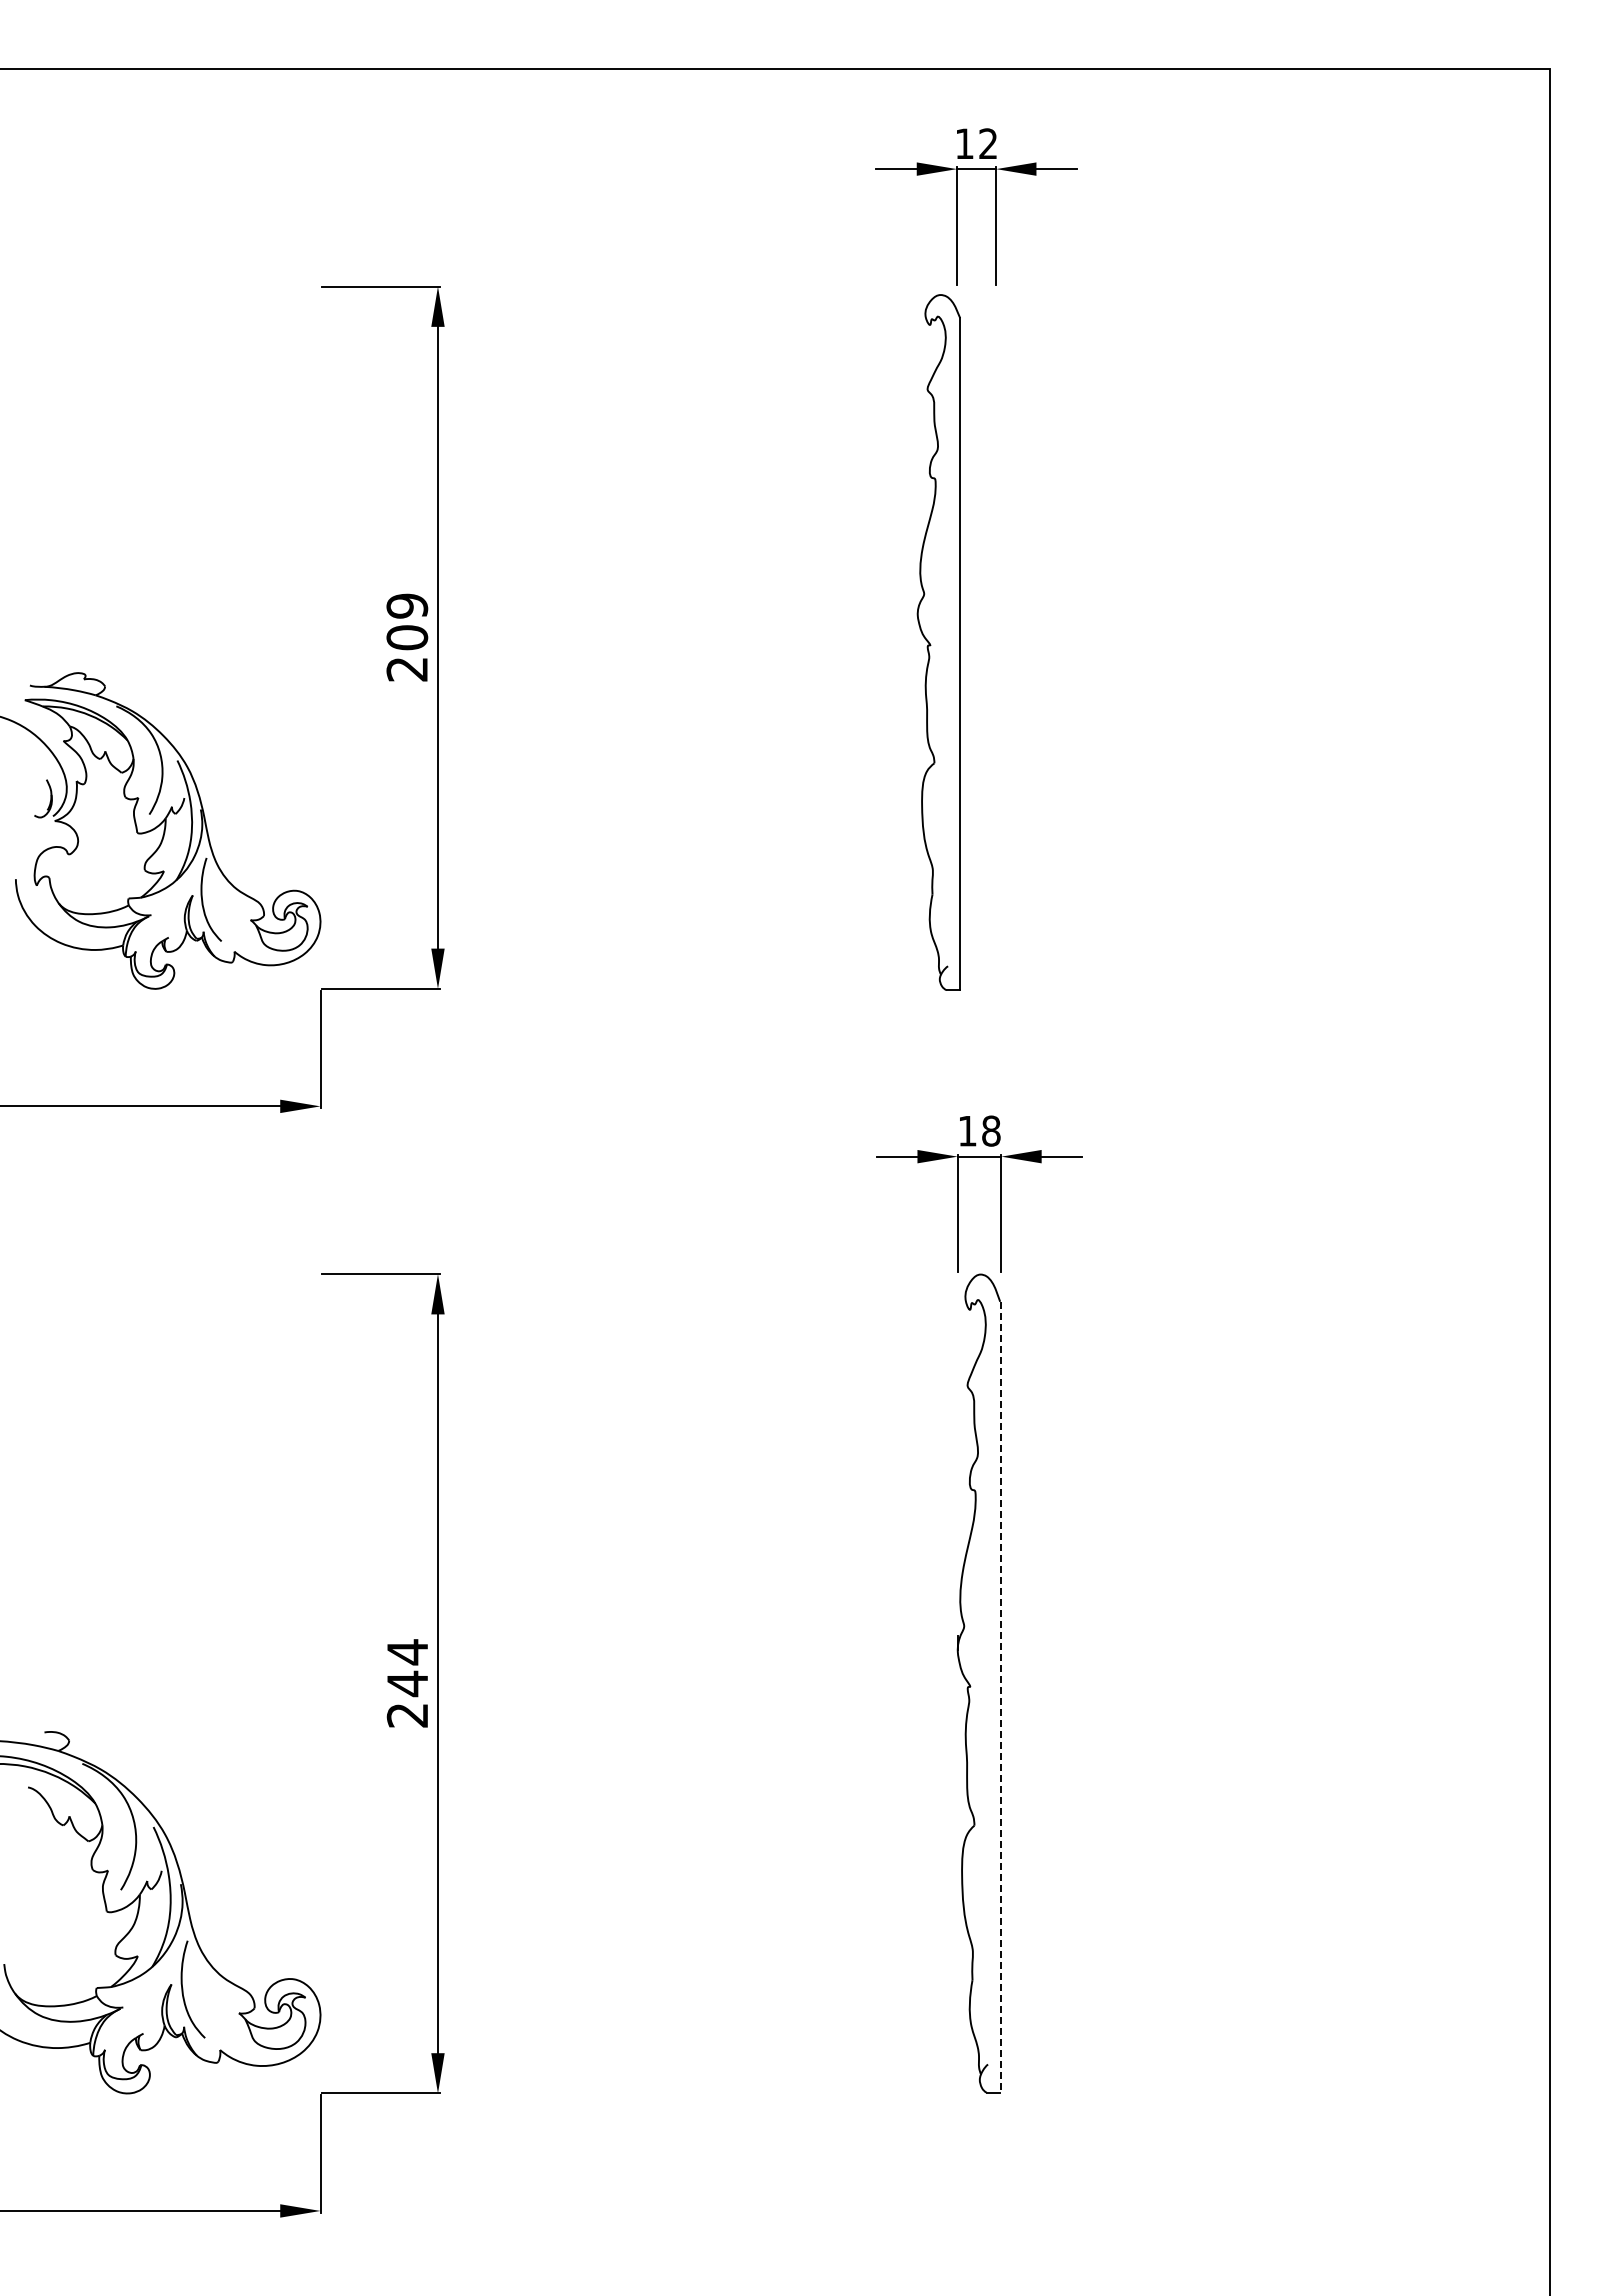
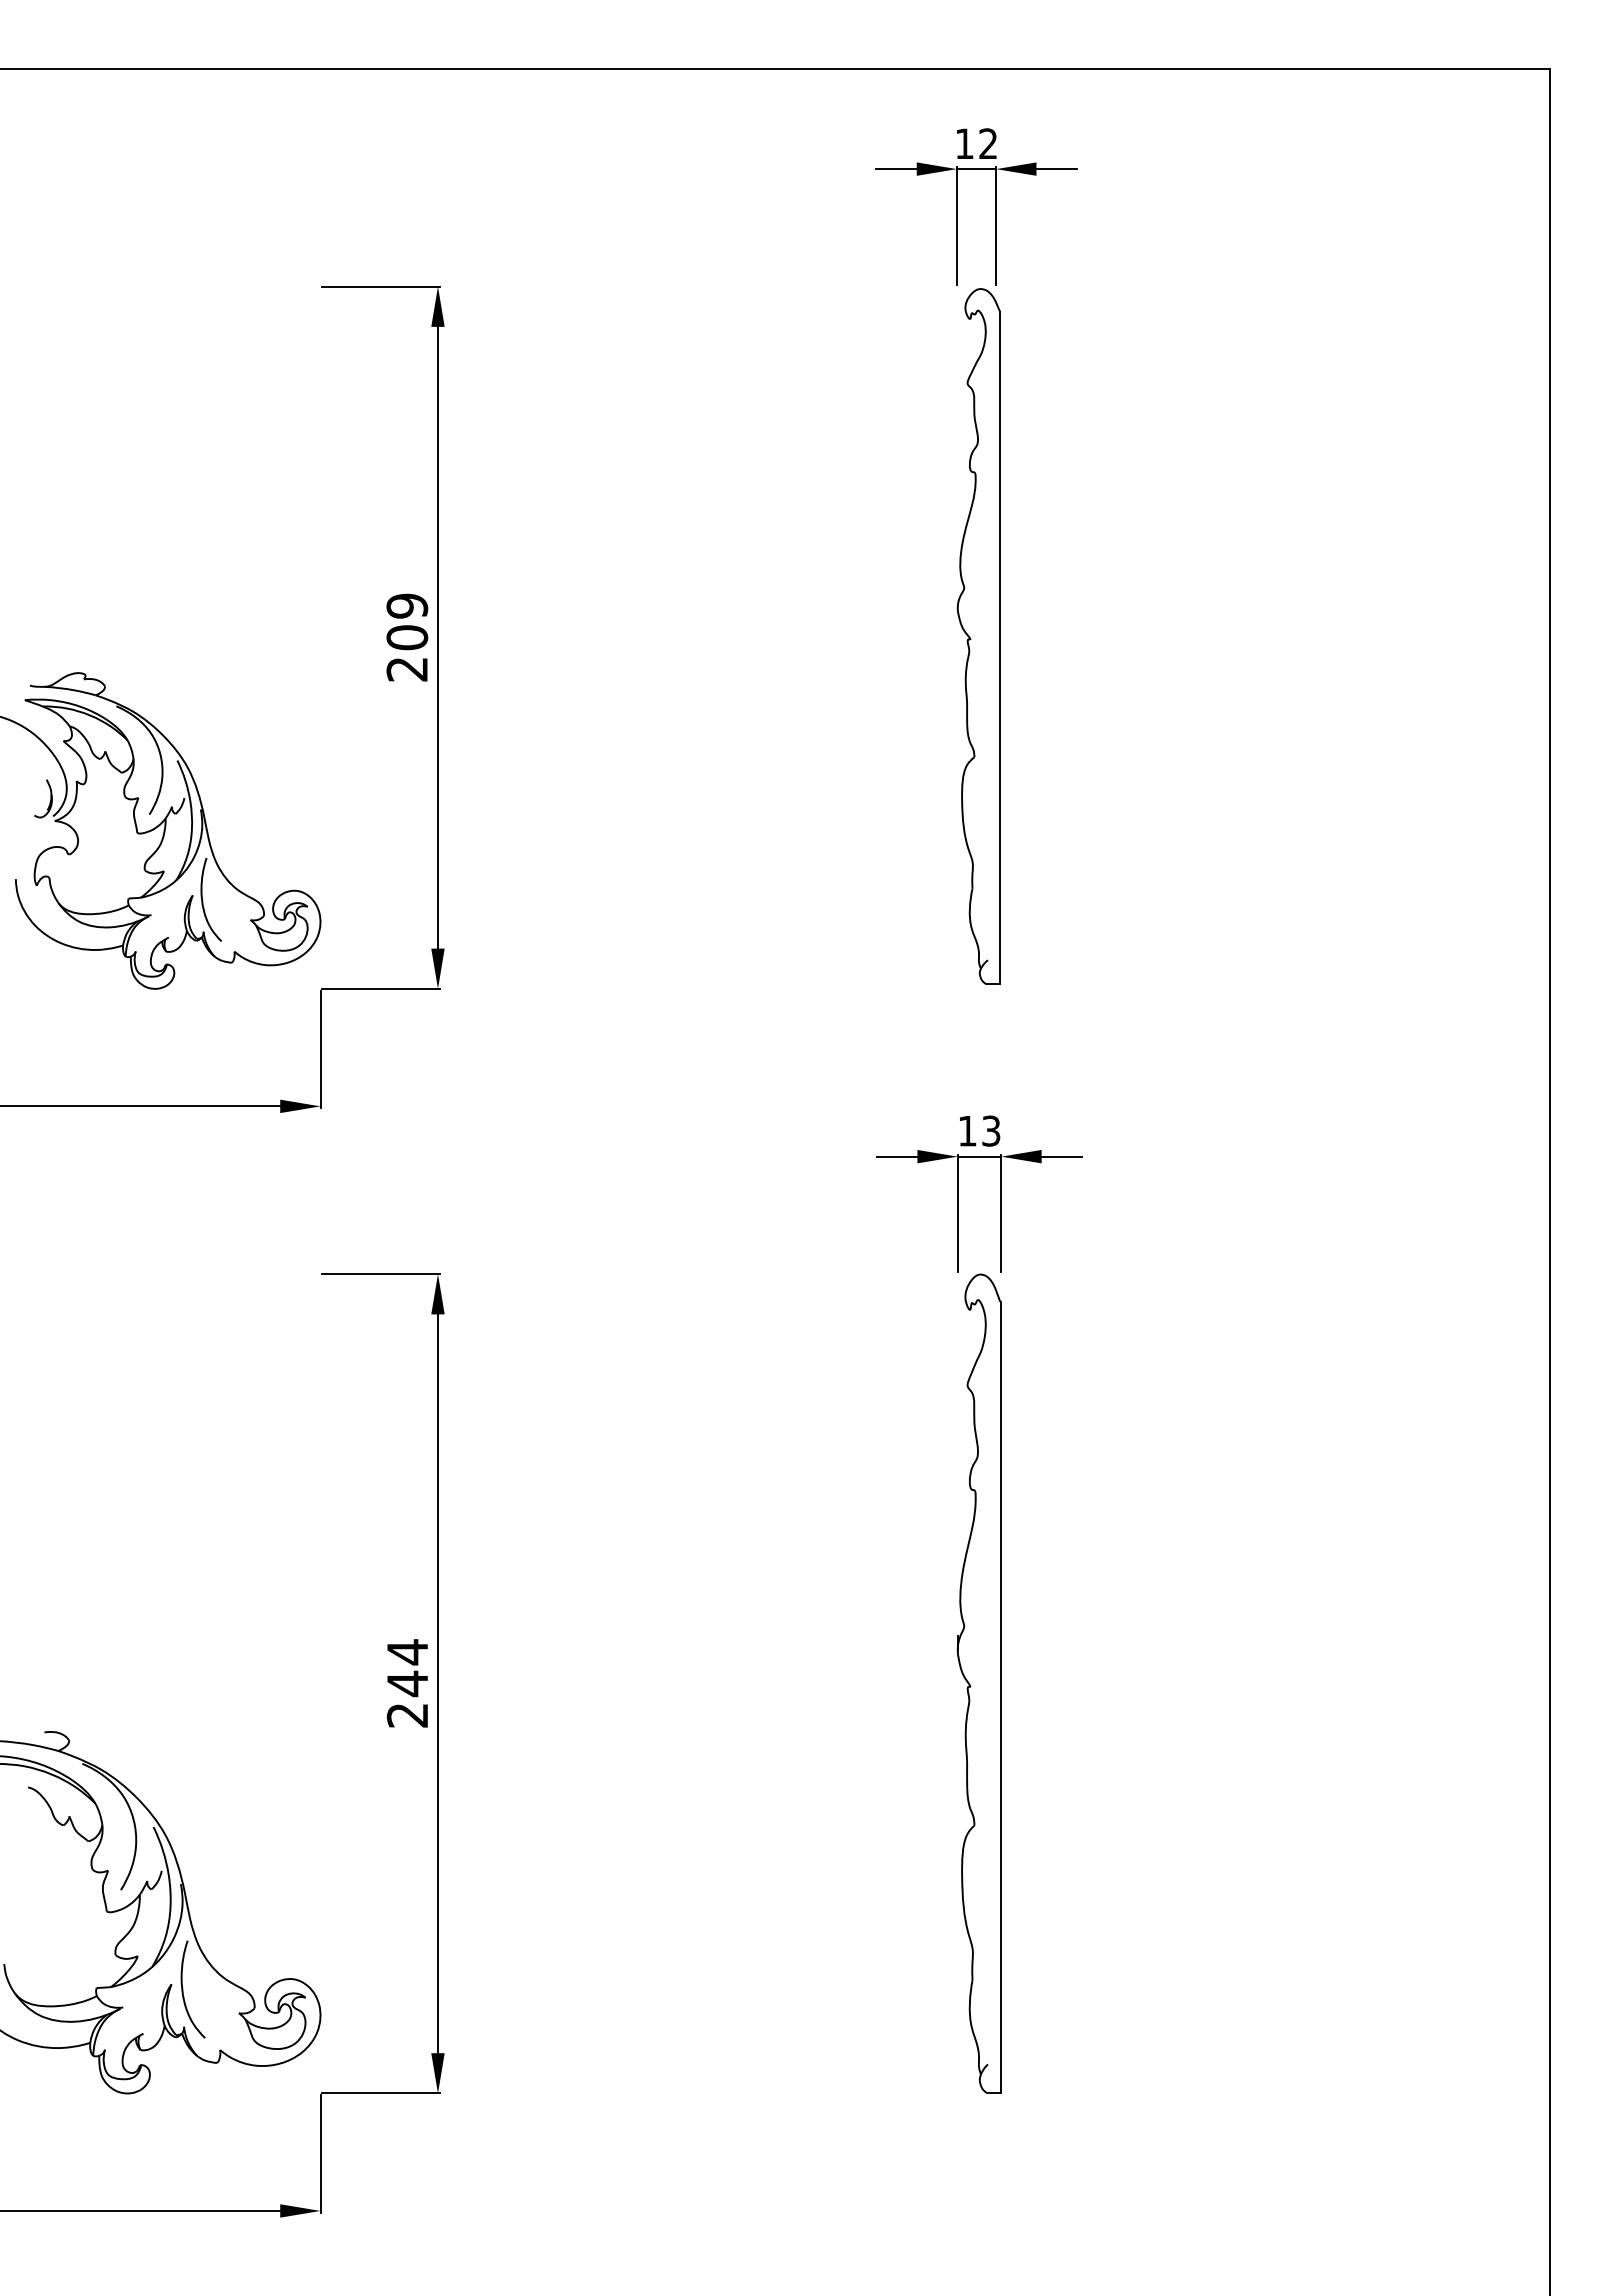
part position: (938, 642) -> (978, 636) (978, 636)
text: 18 -> 13 (991, 1130)
line: dashed -> solid (1001, 1697)
